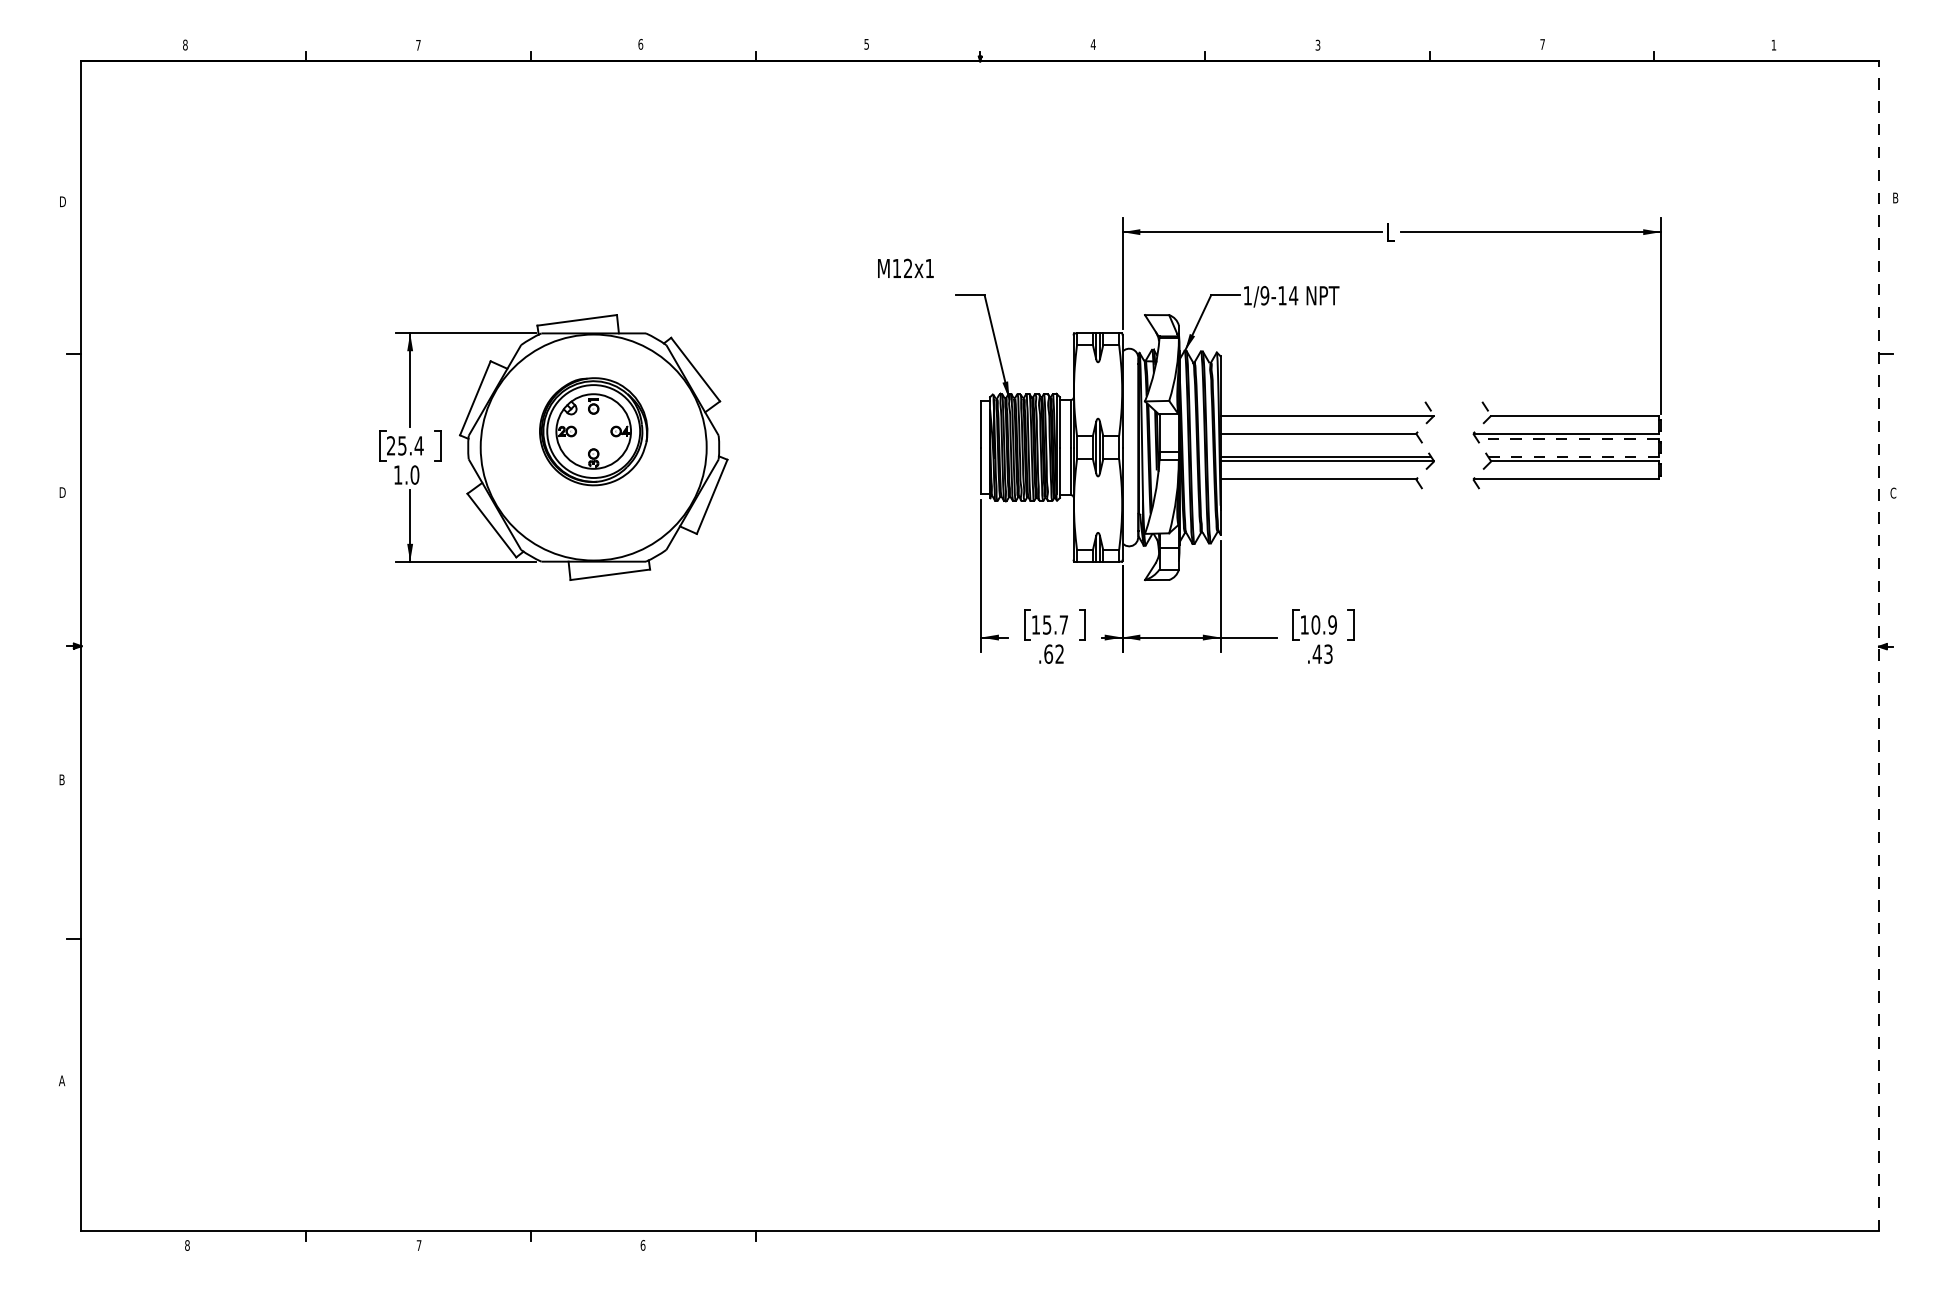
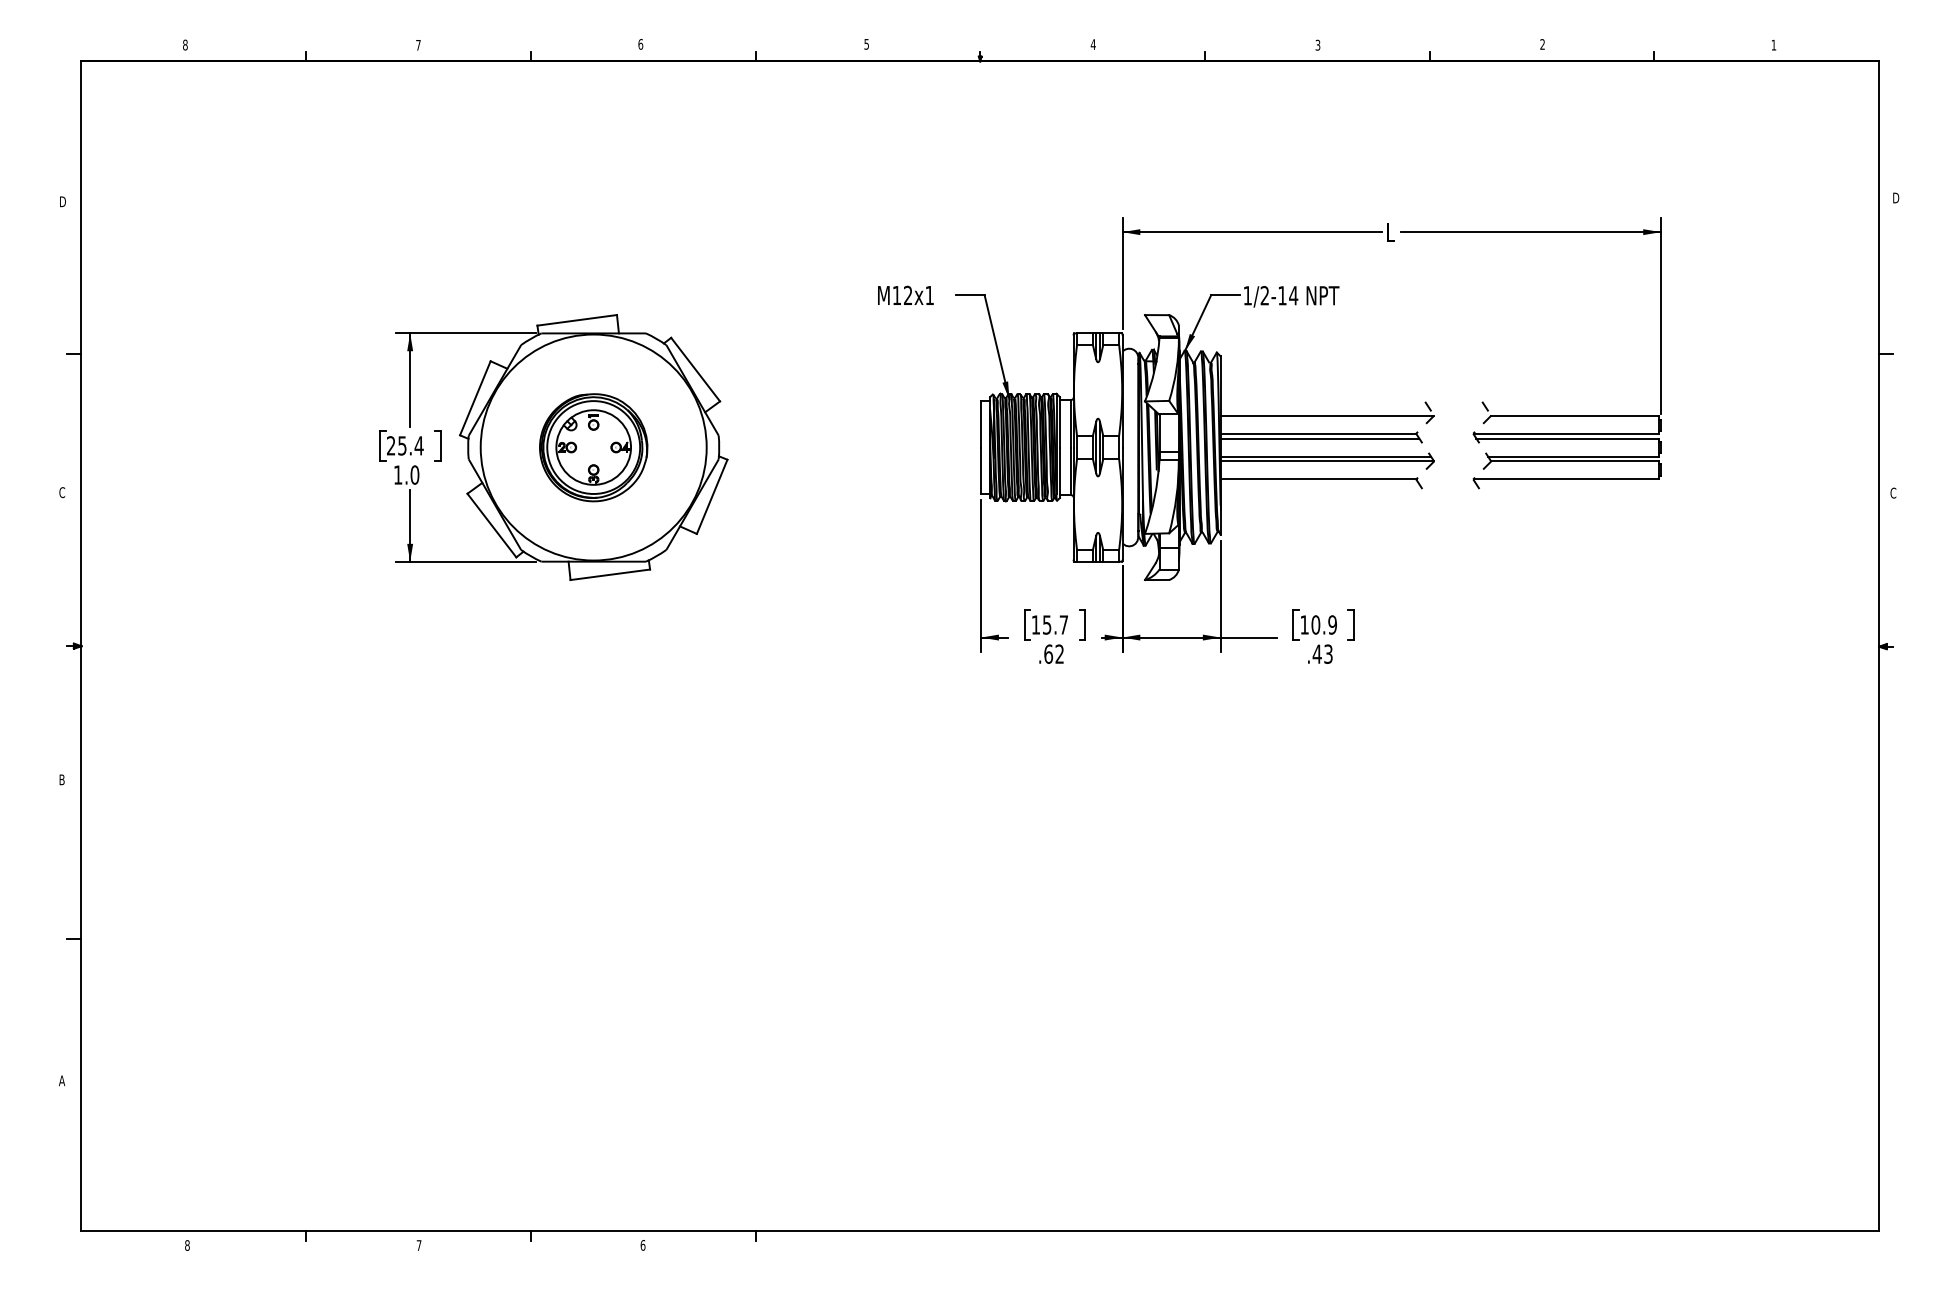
text: 7 -> 2 (1542, 44)
text: B -> D (1896, 197)
text position: (905, 267) -> (905, 294) (905, 294)
text: 1/9-14 -> 1/2-14 (1264, 295)
part position: (593, 431) -> (593, 447) (593, 447)
line: none -> present (1319, 438)
line: dashed -> solid (1567, 438)
line: dashed -> solid (1573, 456)
text: D -> C (62, 492)
line: dashed -> solid (1879, 646)
